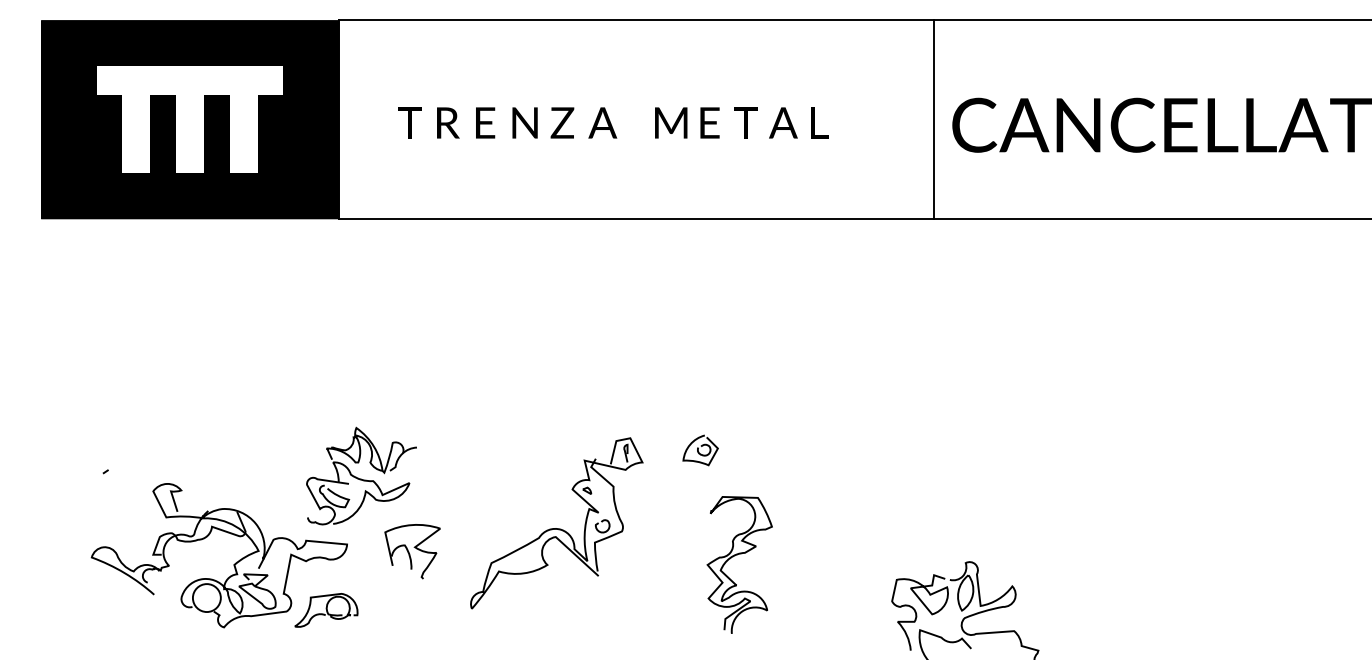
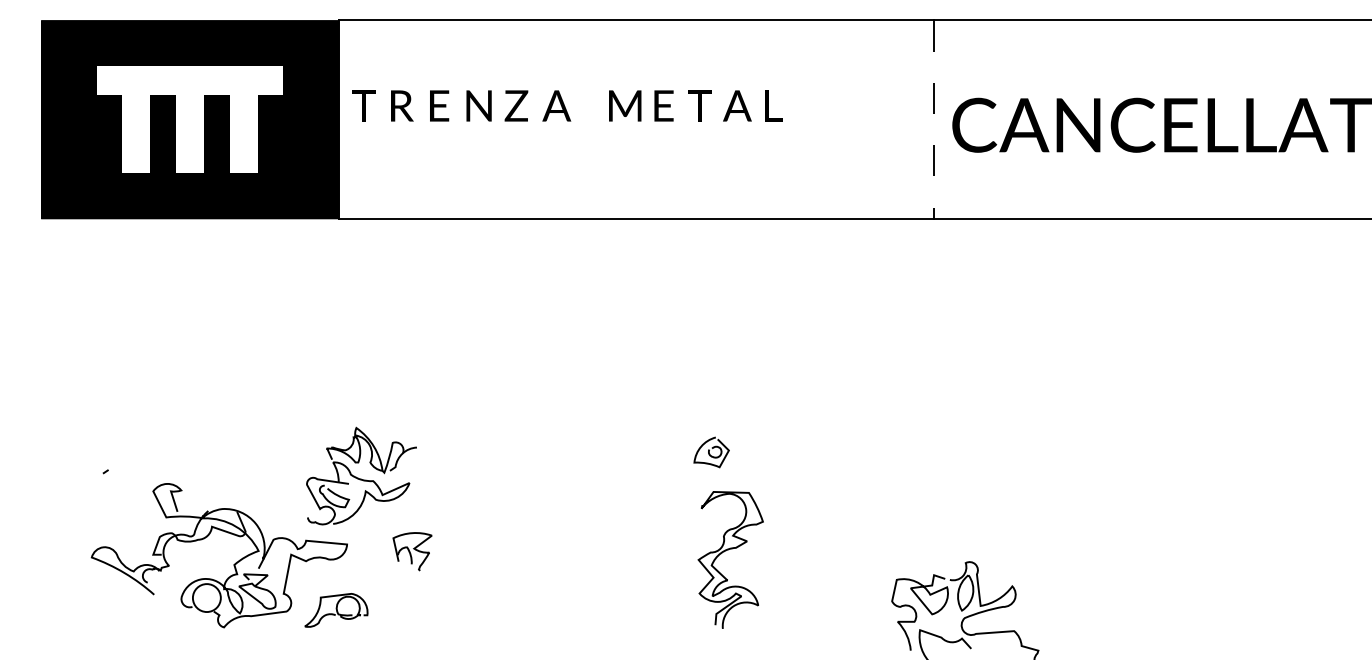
line: solid -> dashed (934, 120)
text position: (613, 122) -> (567, 105) (567, 105)
part position: (700, 450) -> (711, 452) (711, 452)
part: present -> none (556, 523)
part size: 57x56 px -> 41x40 px (412, 551)
part position: (737, 555) -> (728, 550) (728, 550)
part position: (326, 610) -> (336, 610) (336, 610)
